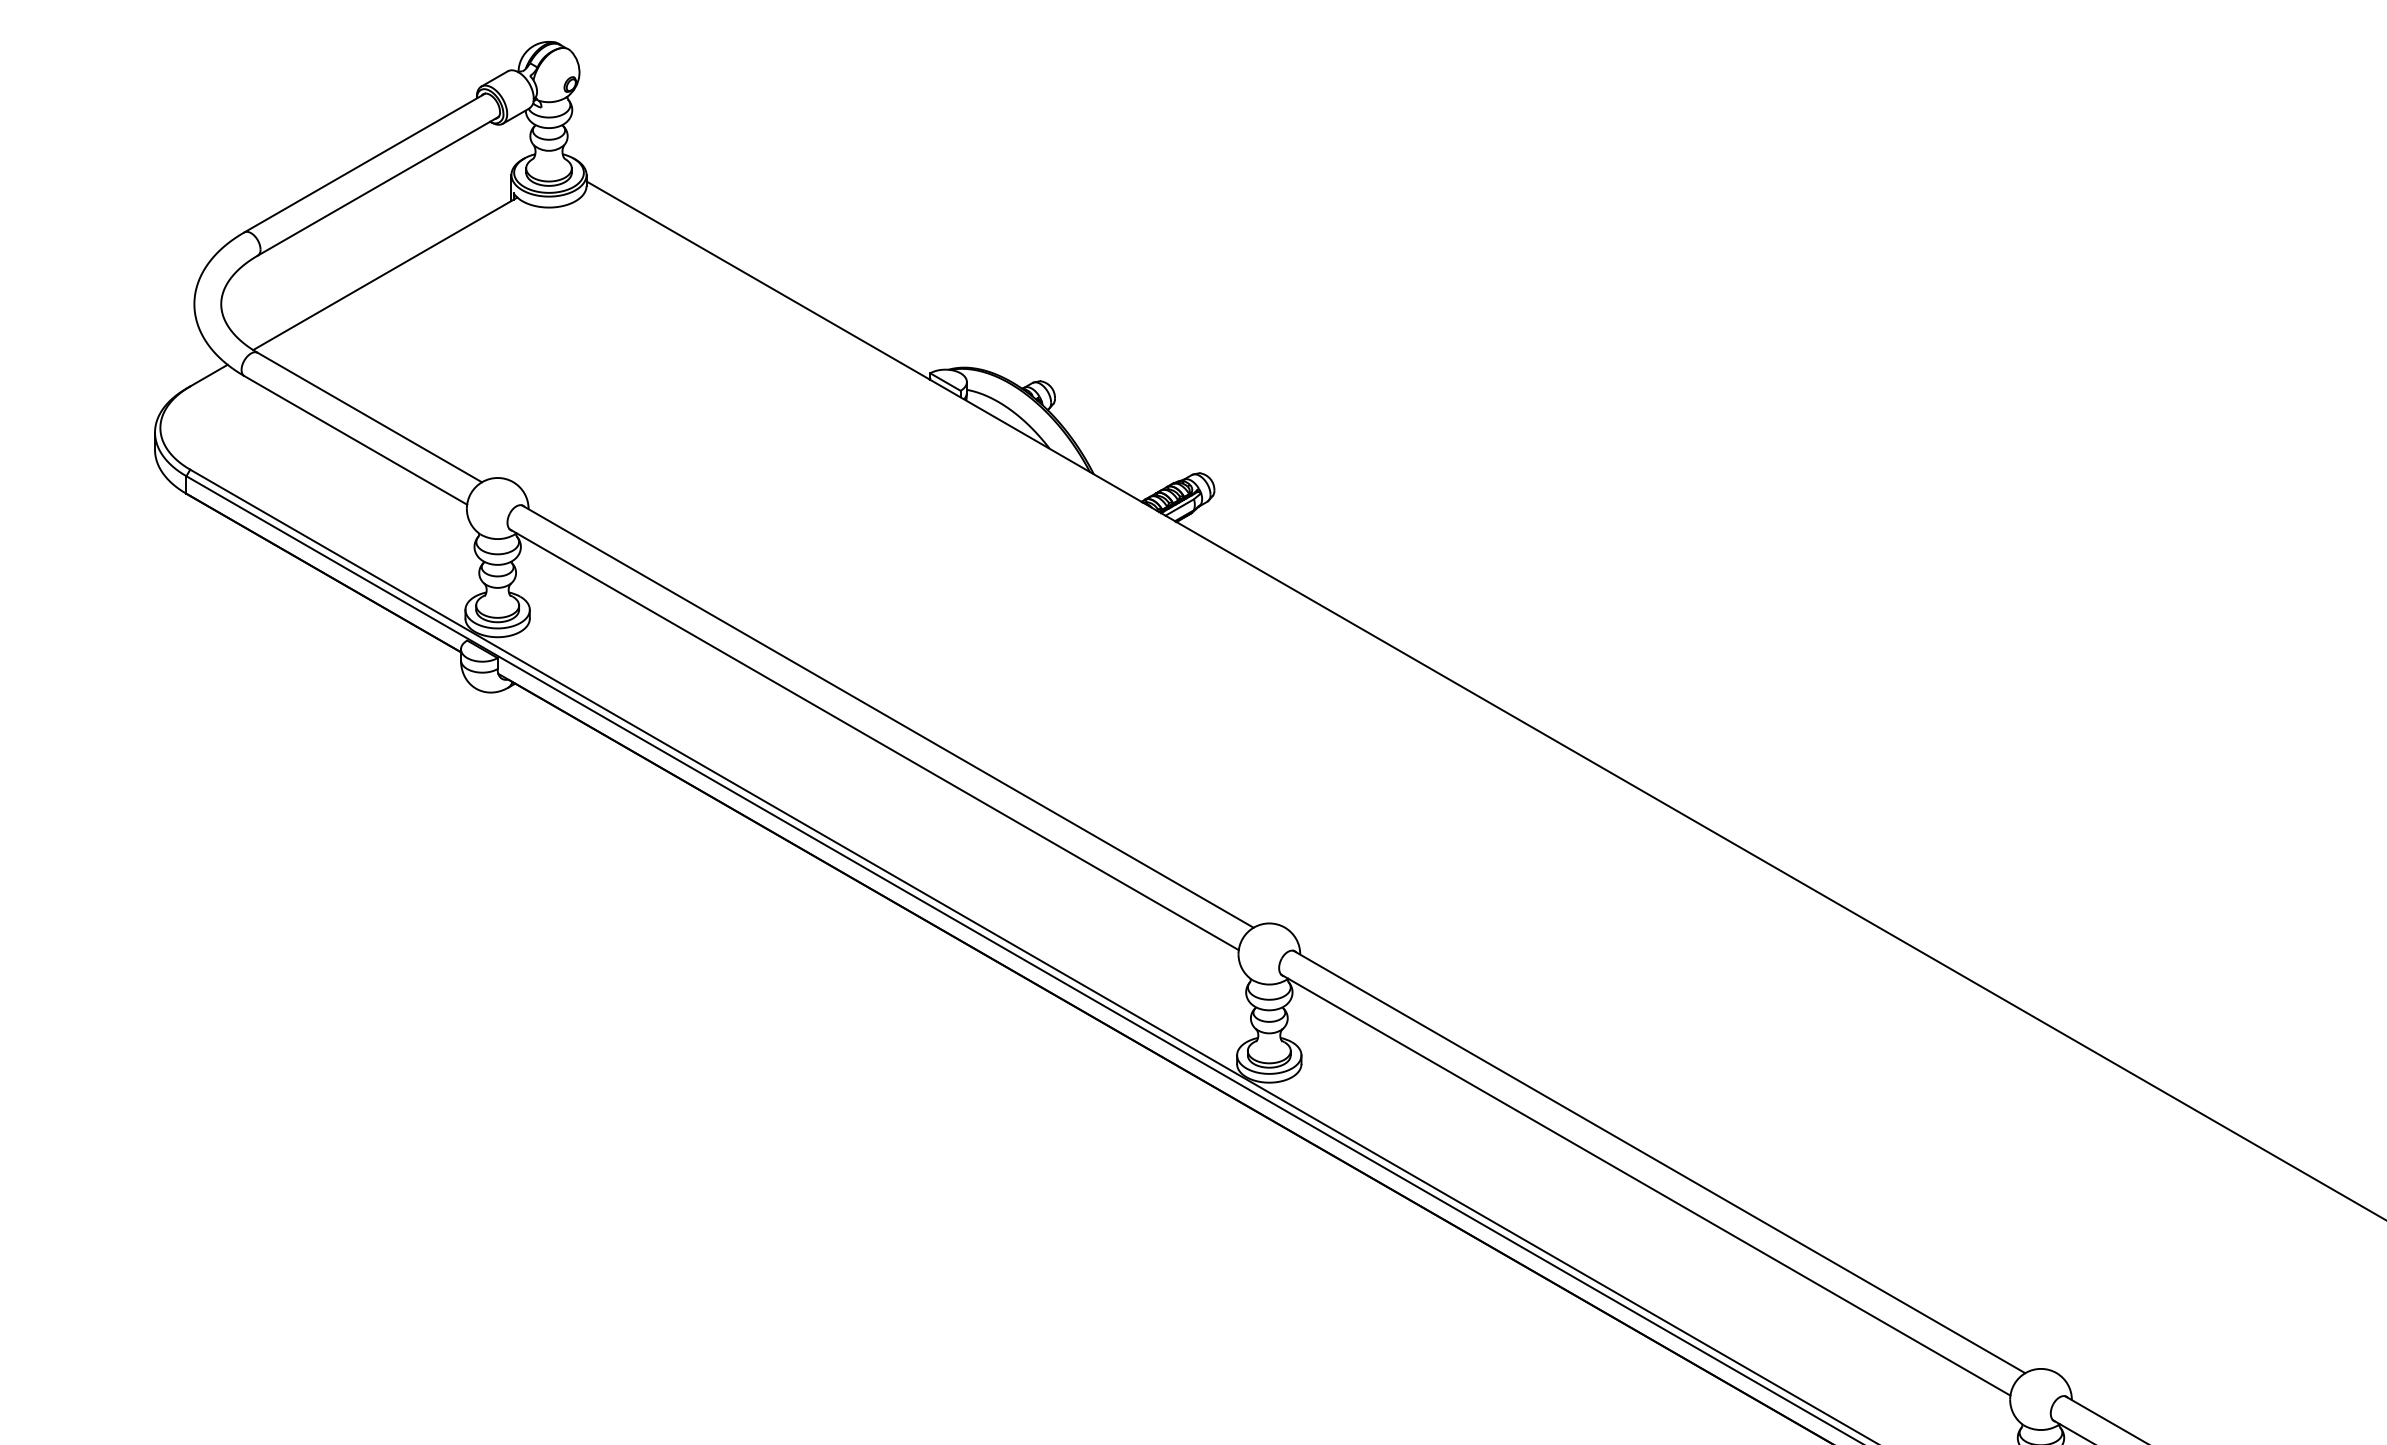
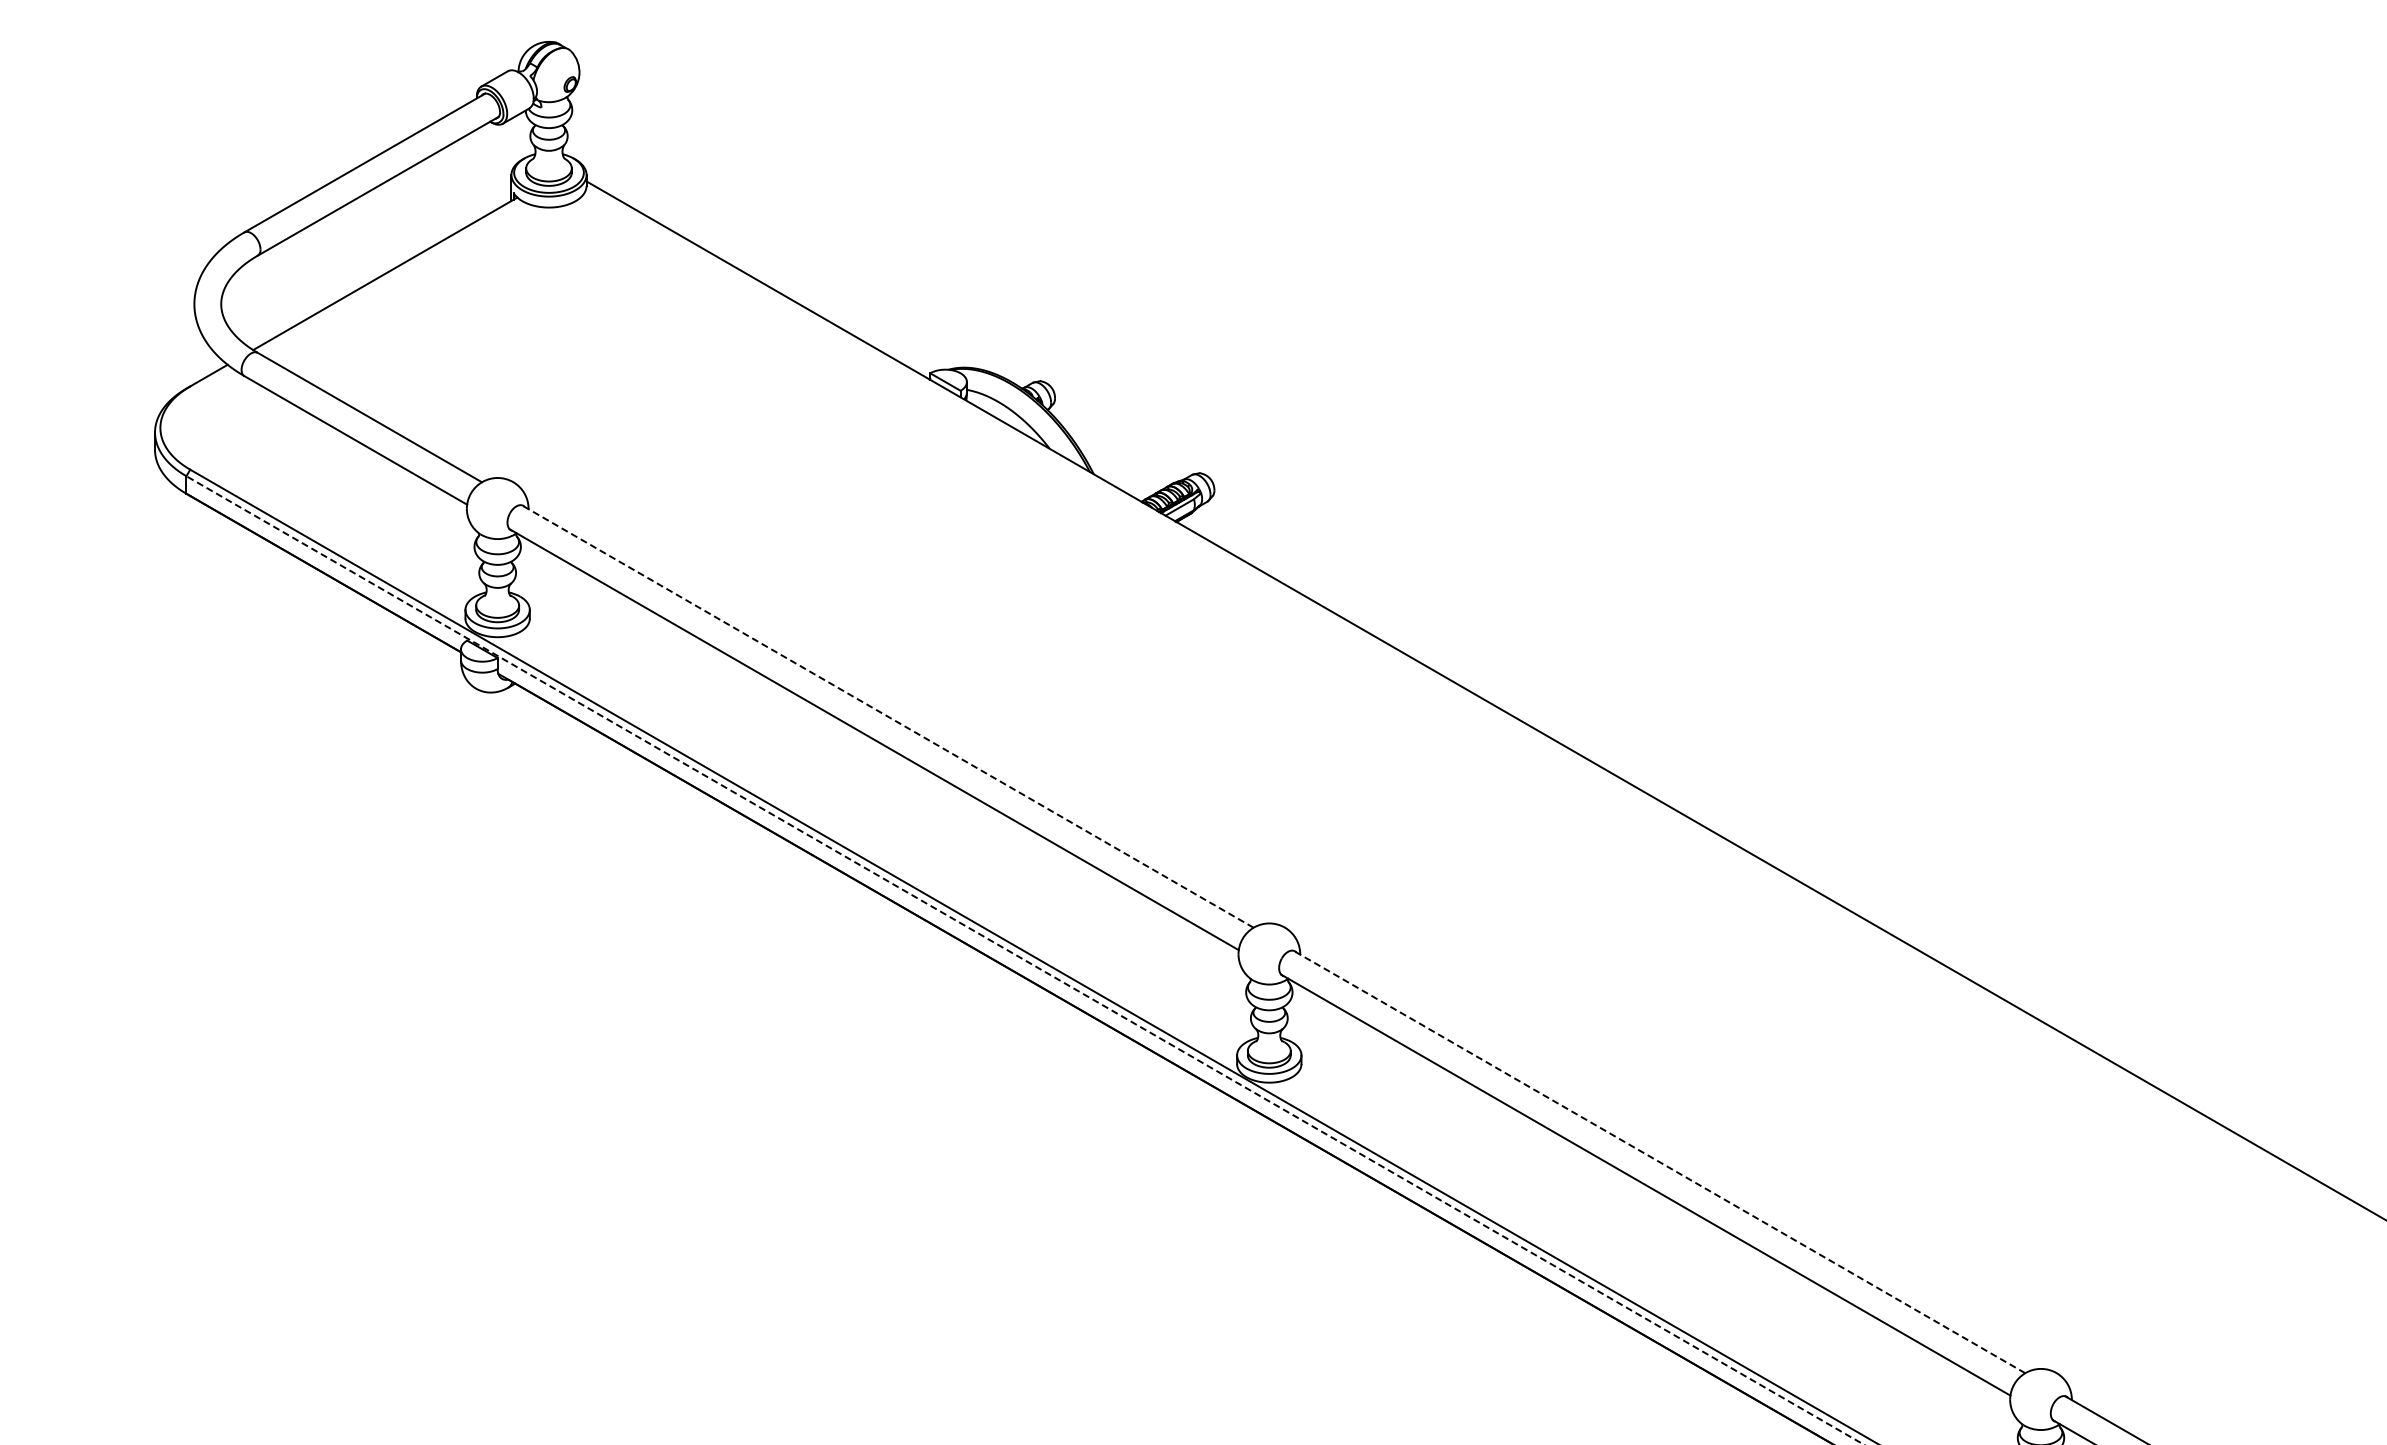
line: solid -> dashed (887, 716)
line: solid -> dashed (1025, 960)
line: solid -> dashed (1658, 1161)
